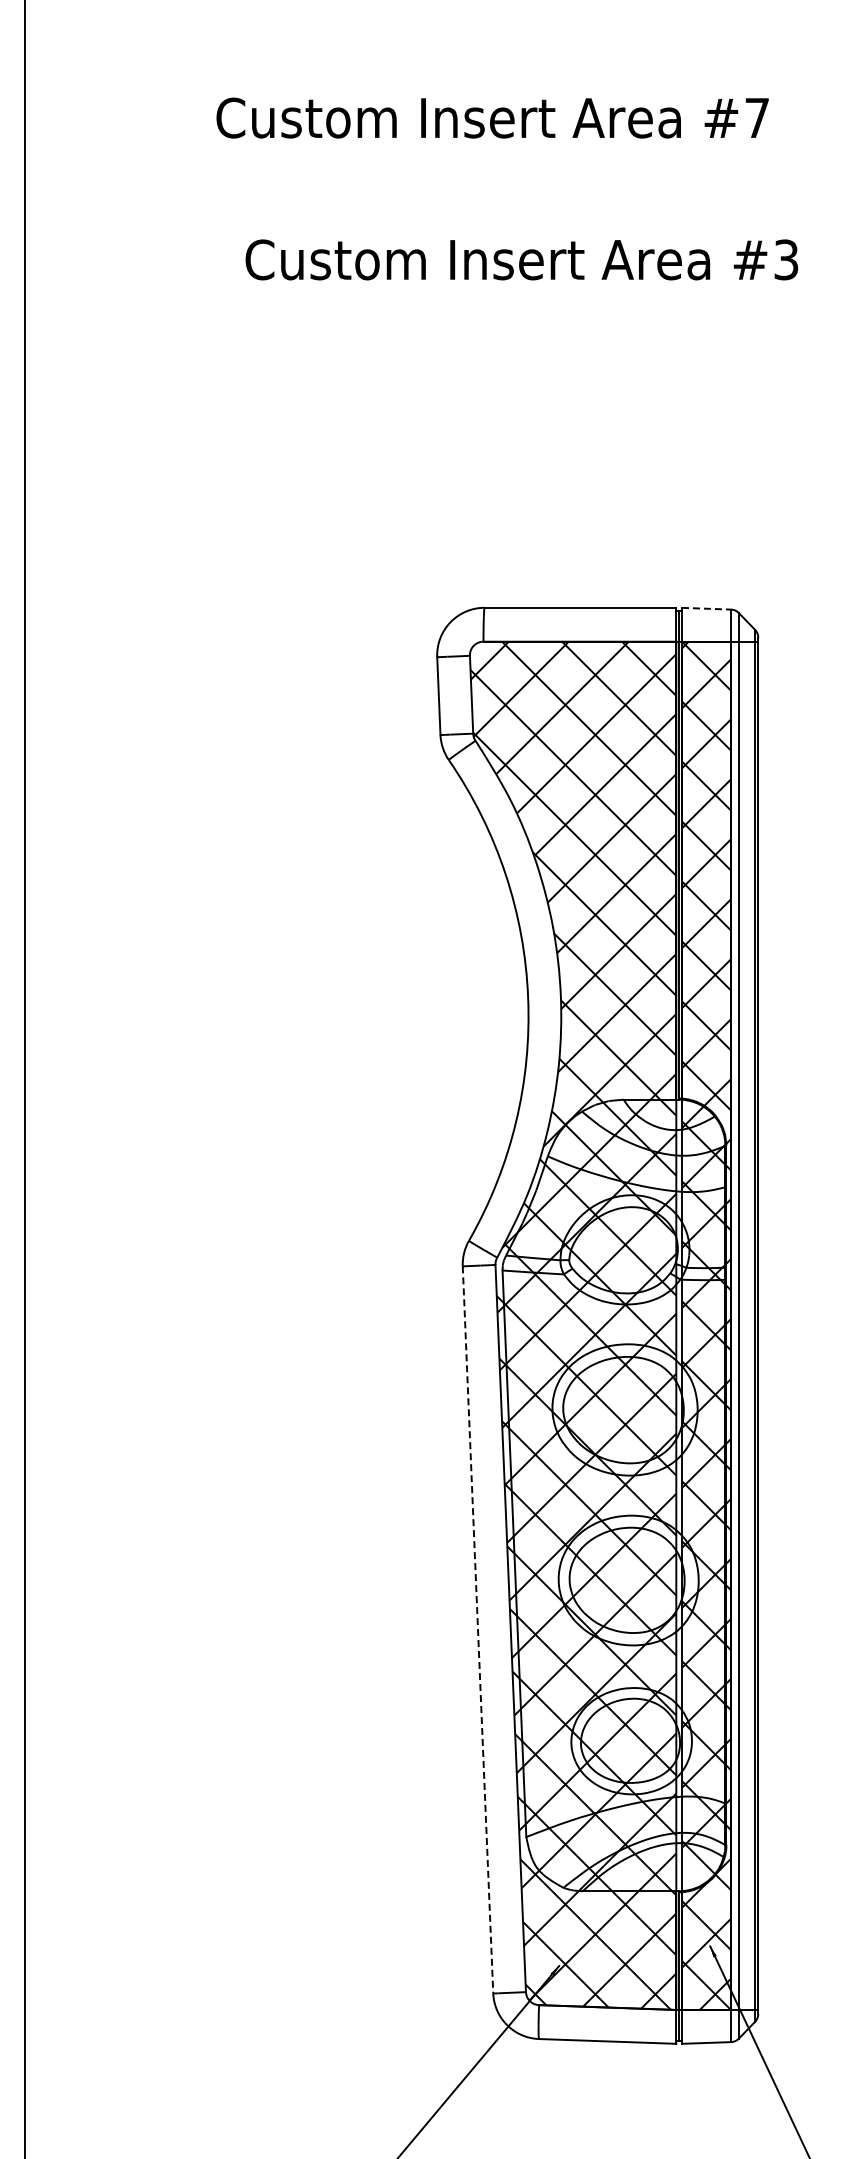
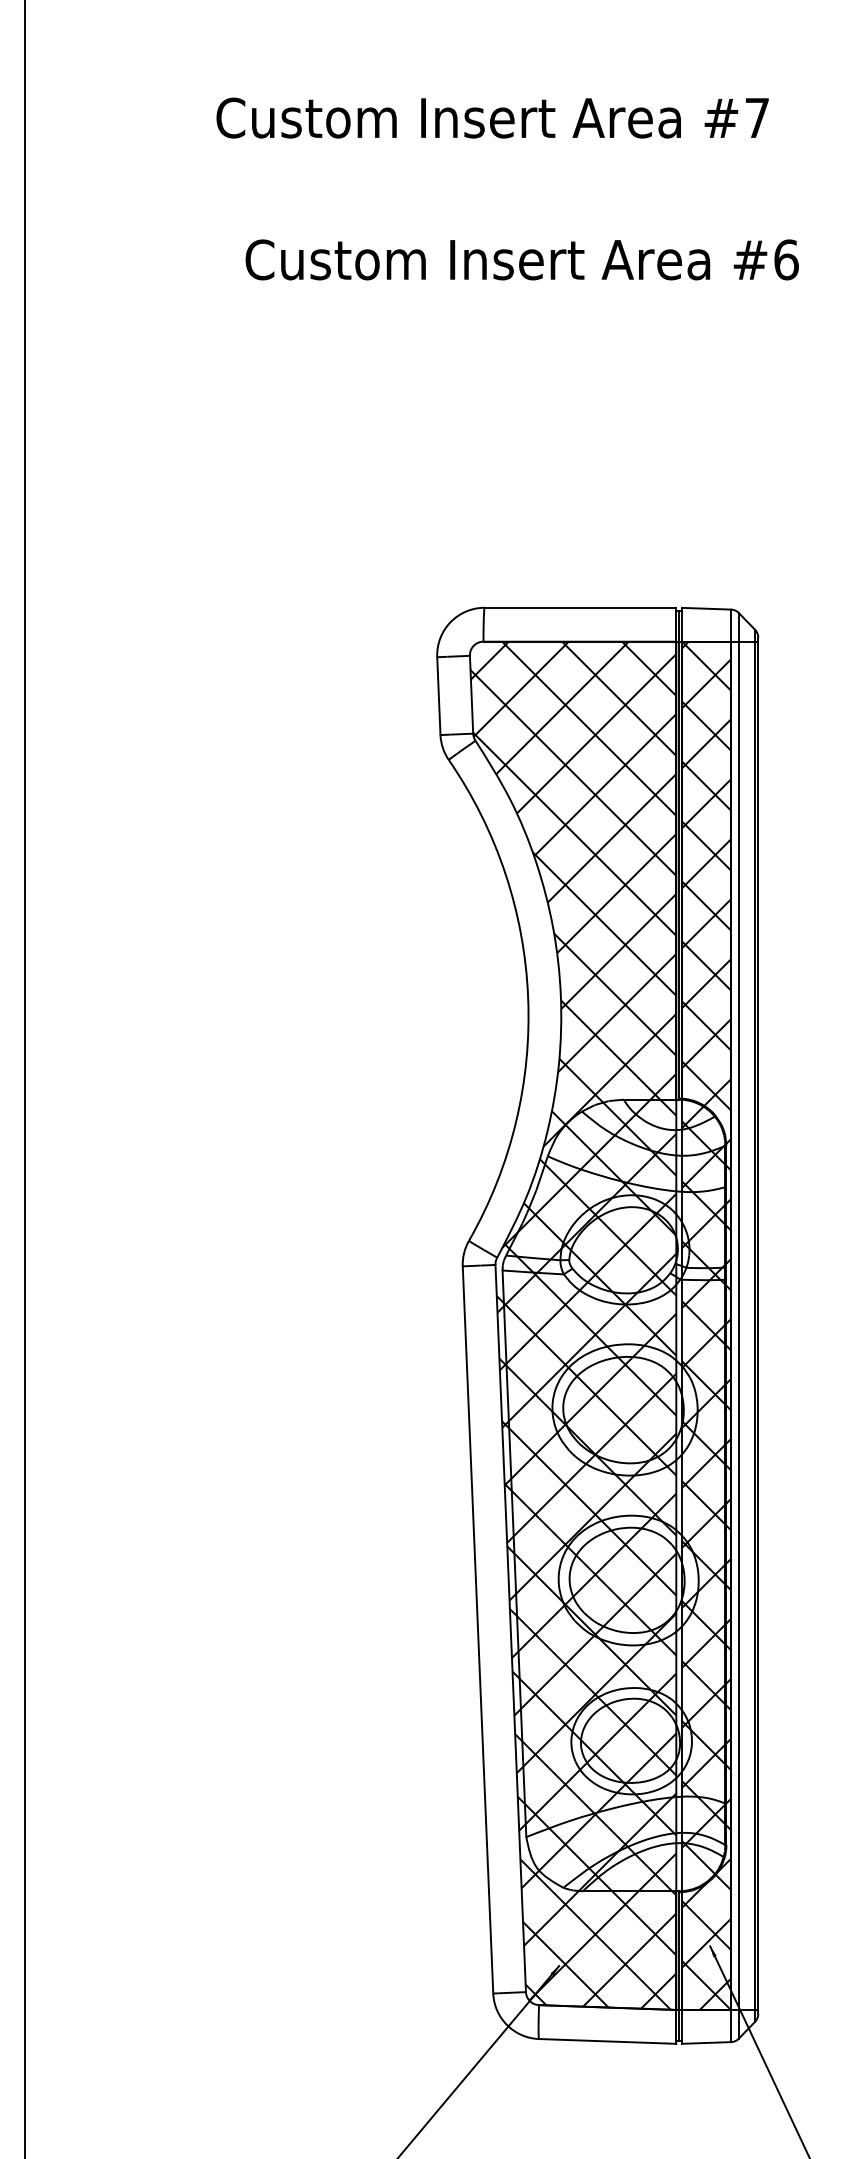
text: #3 -> #6 (786, 259)
line: dashed -> solid (706, 608)
line: dashed -> solid (478, 1629)
